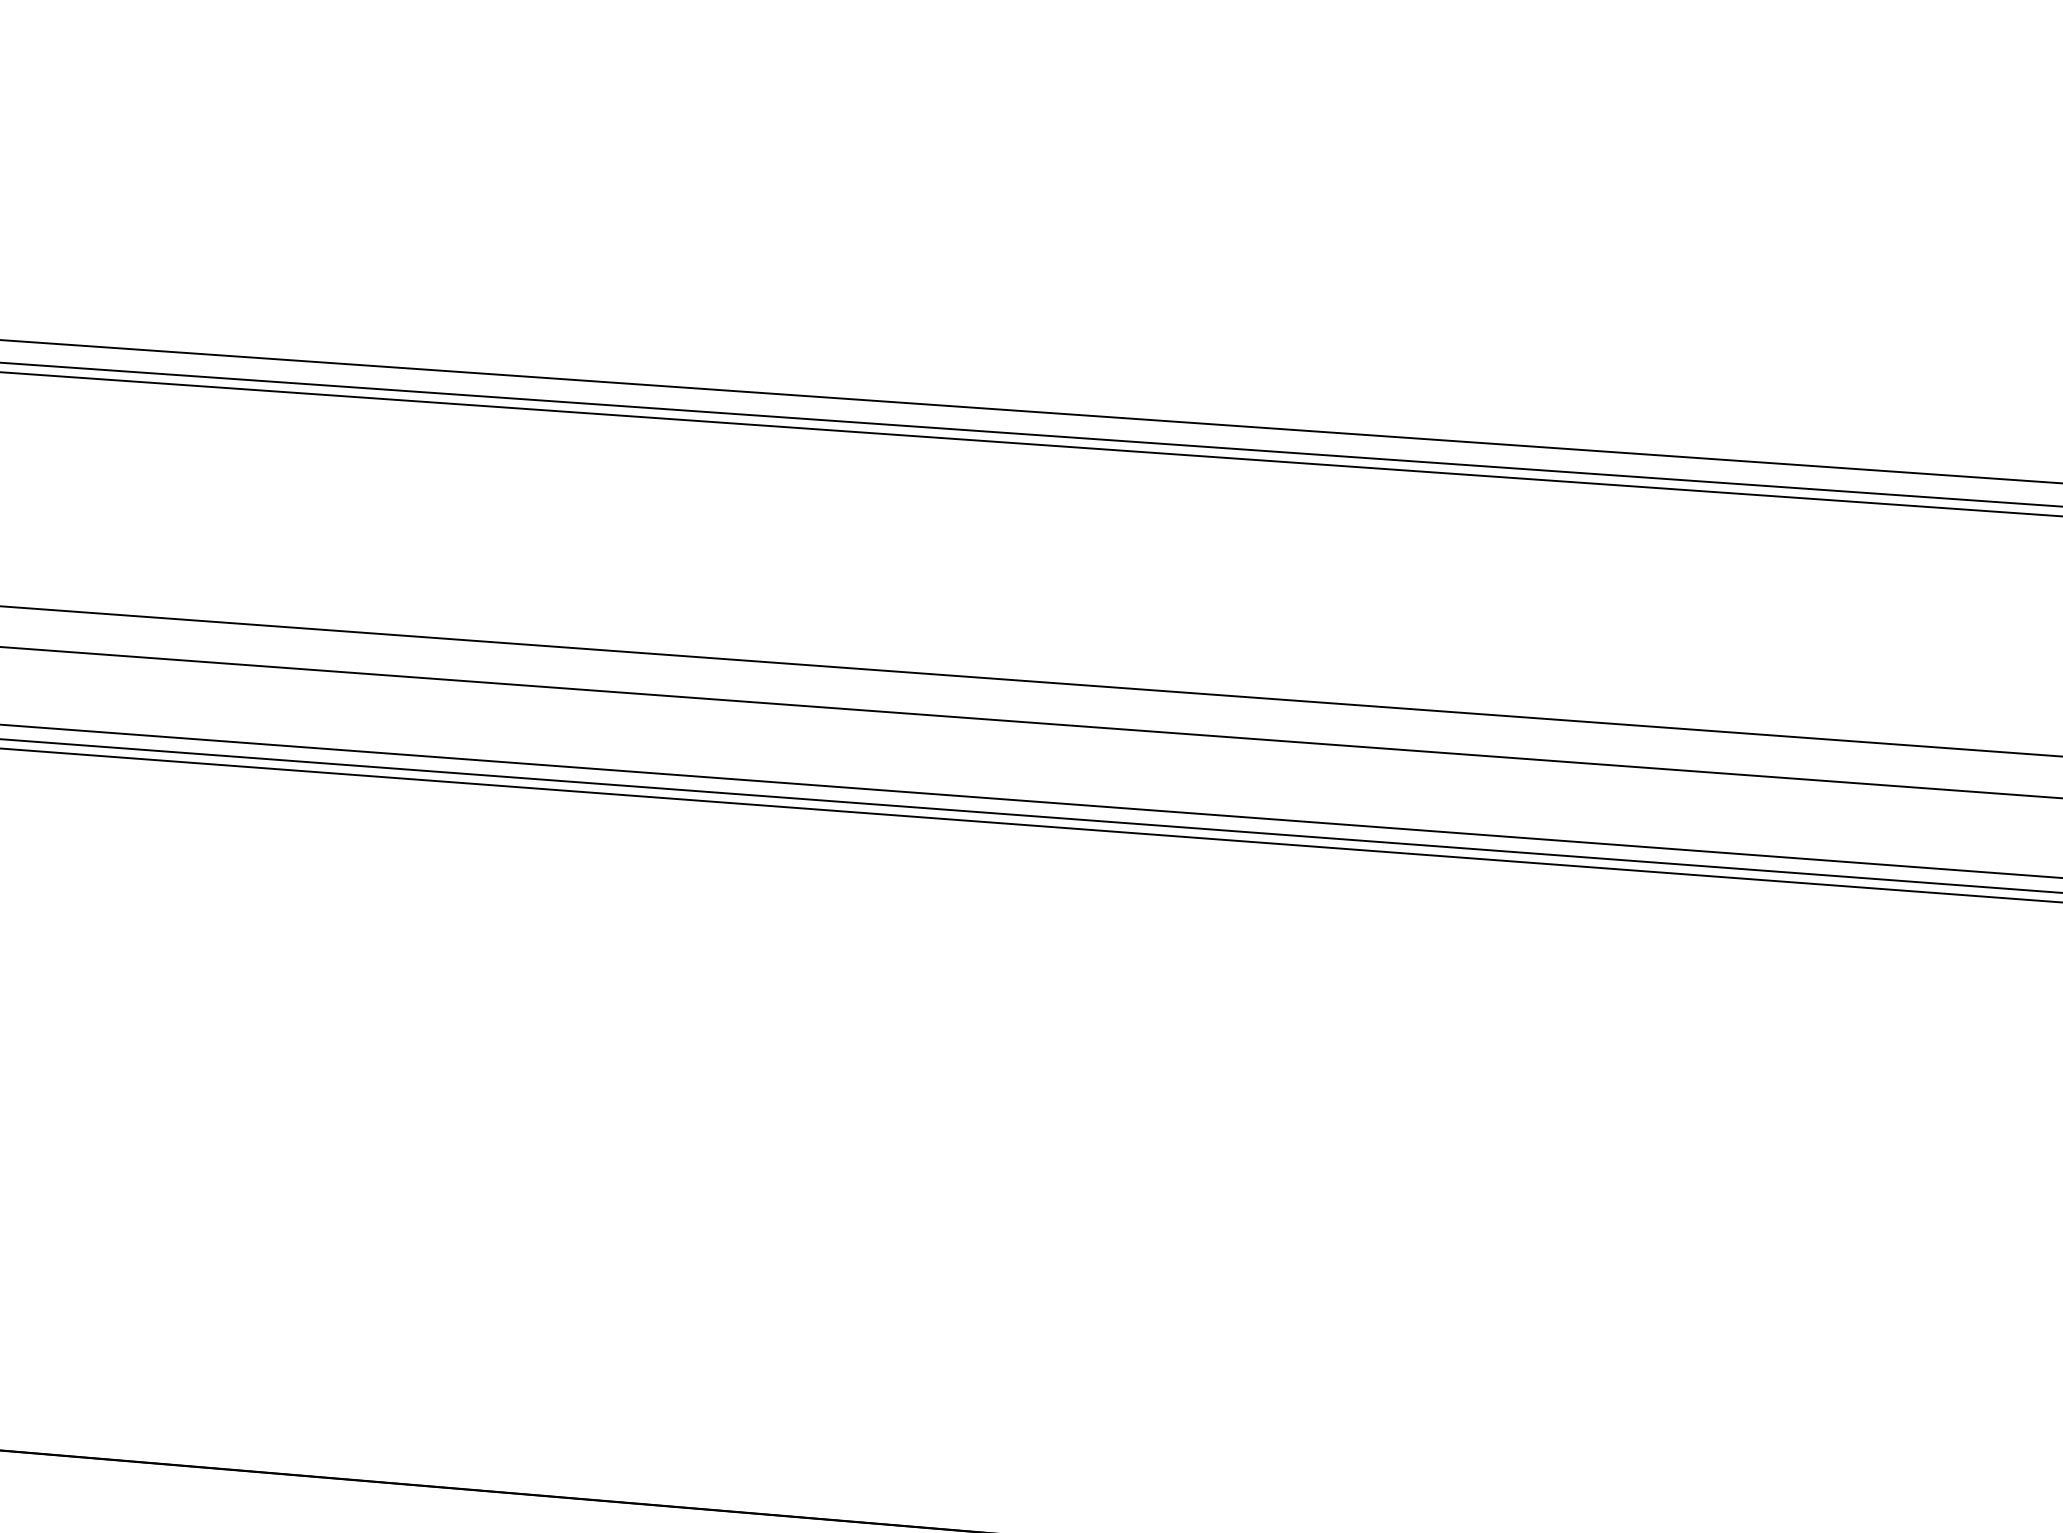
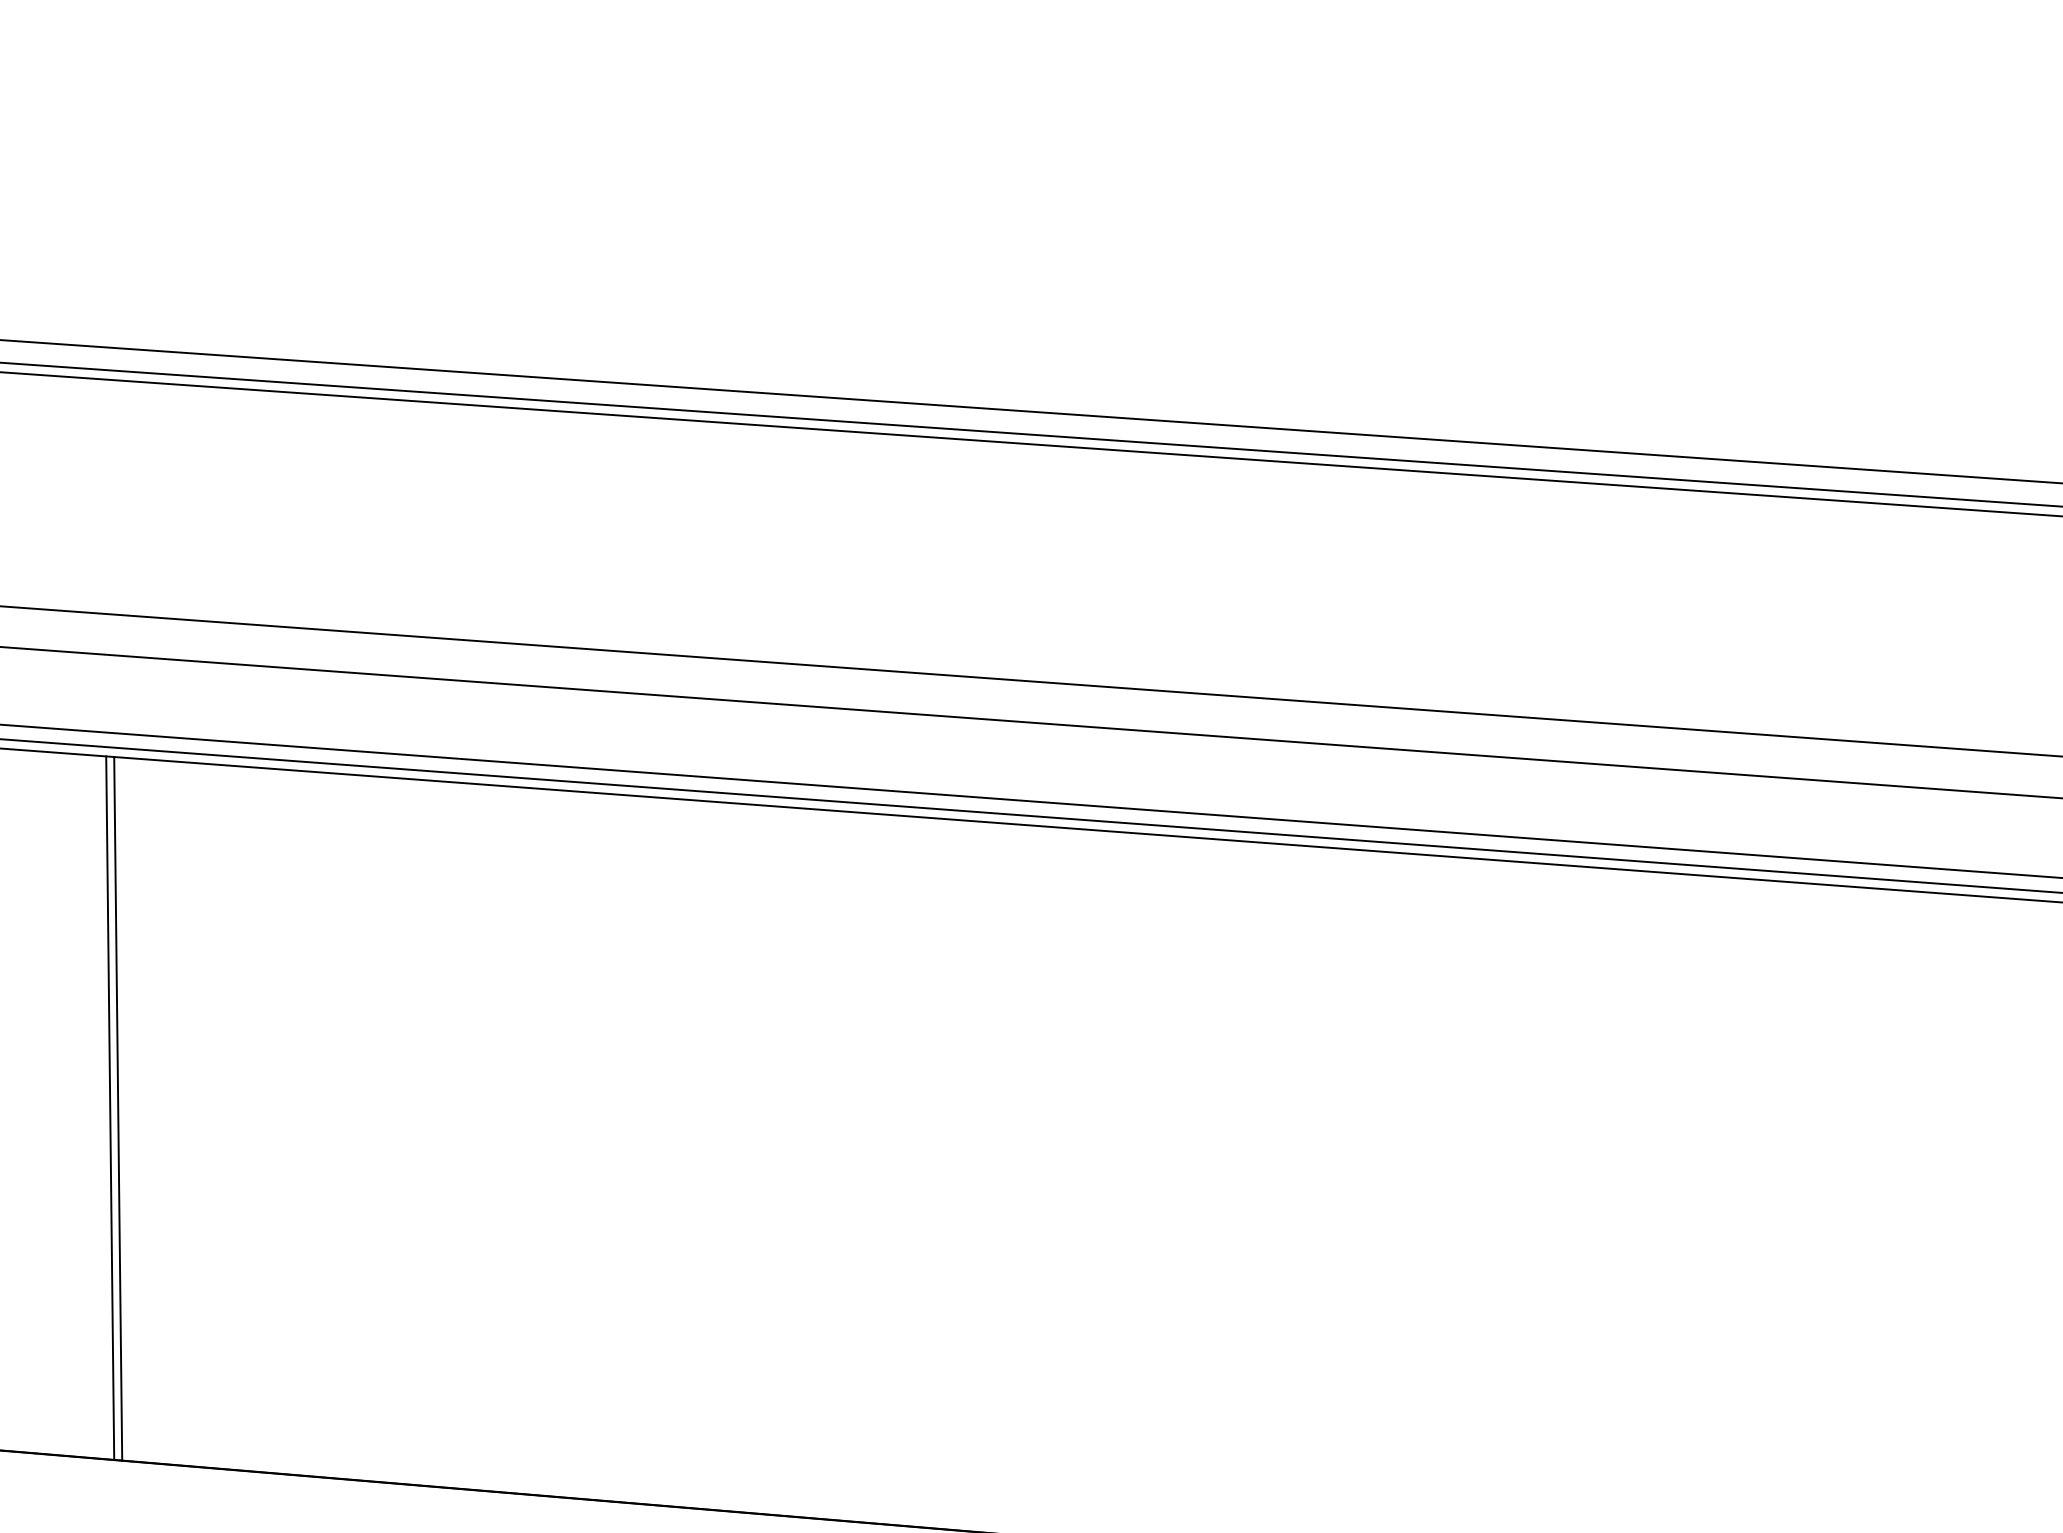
line: none -> present (110, 1107)
line: none -> present (118, 1108)
